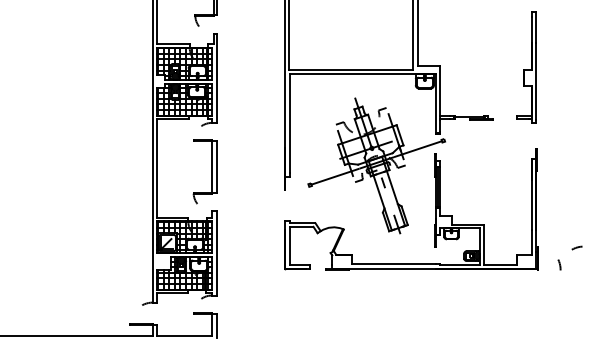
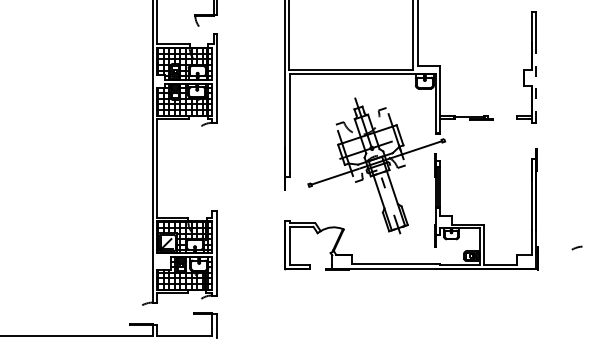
line: solid -> dashed (536, 81)
part: present -> none (211, 171)
arc: present -> none (559, 264)
